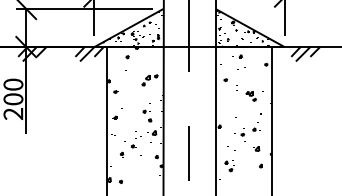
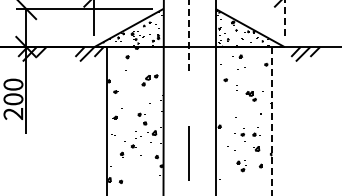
line: solid -> dashed (284, 18)
line: solid -> dashed (189, 36)
part position: (147, 115) -> (142, 118) (142, 118)
line: solid -> dashed (272, 121)
part position: (256, 126) -> (256, 131) (256, 131)
part position: (229, 166) -> (241, 166) (241, 166)
